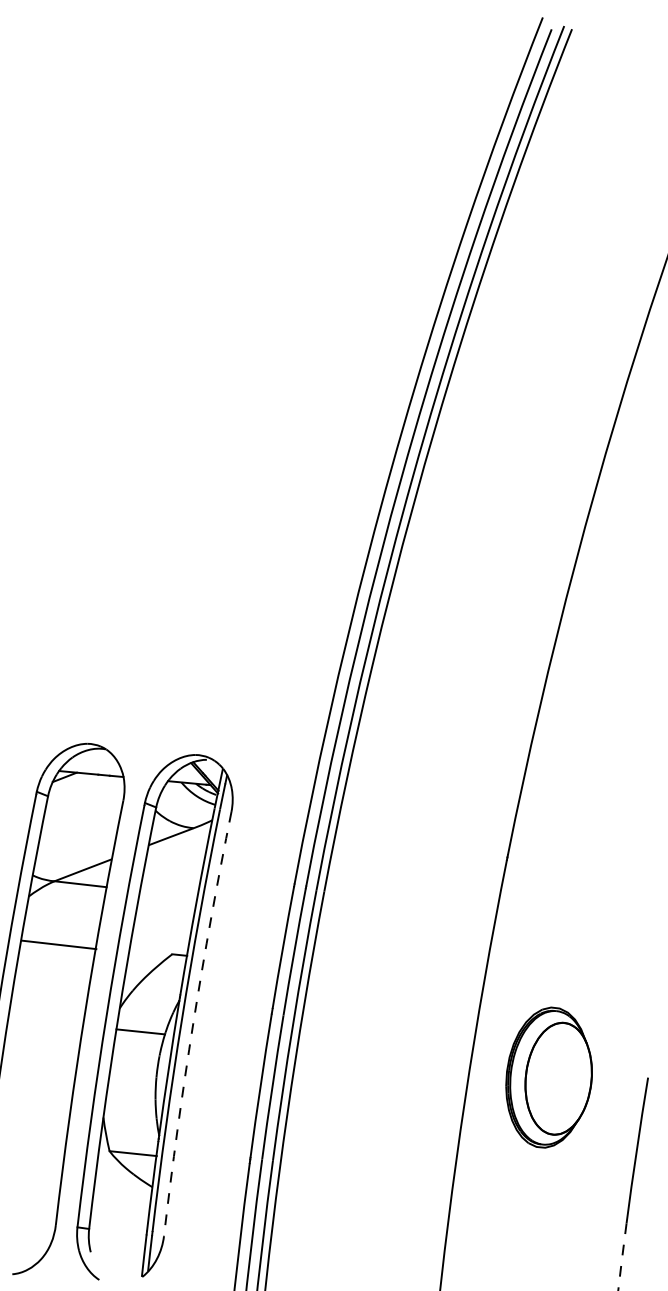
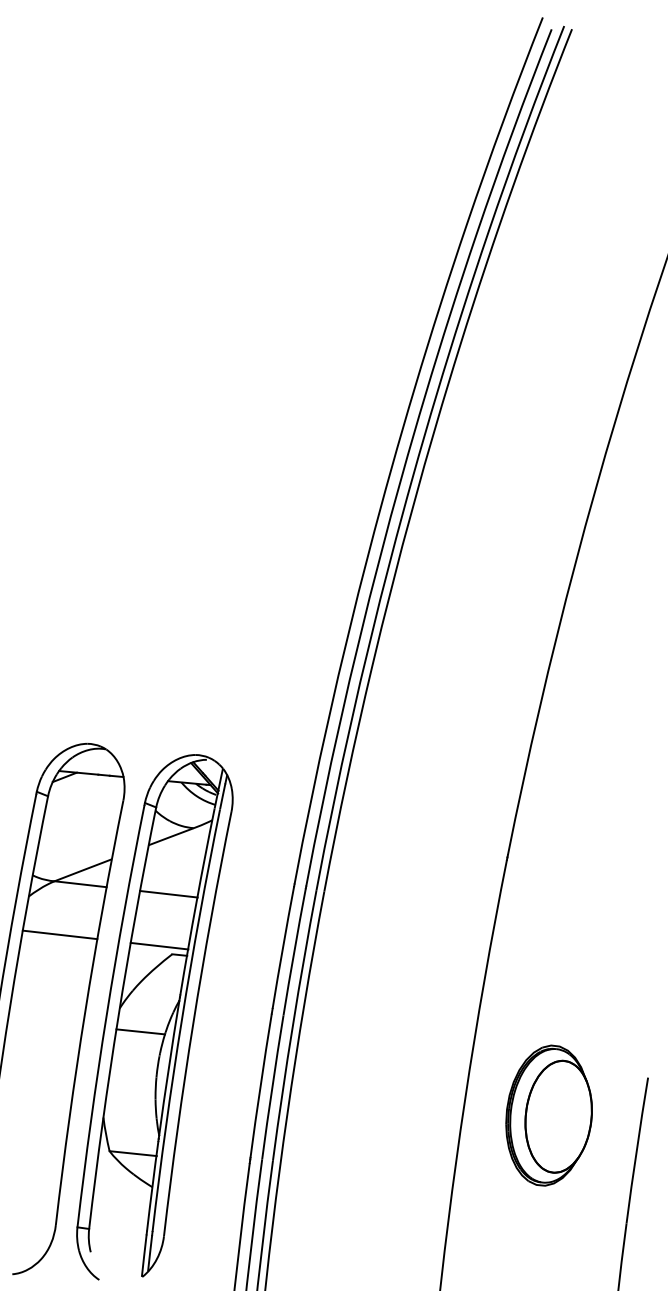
line: none -> present (168, 893)
line position: (58, 944) -> (59, 934) (59, 934)
line: none -> present (159, 945)
arc: dashed -> solid (193, 1023)
part position: (548, 1077) -> (548, 1115) (548, 1115)
arc: dashed -> solid (622, 1257)
